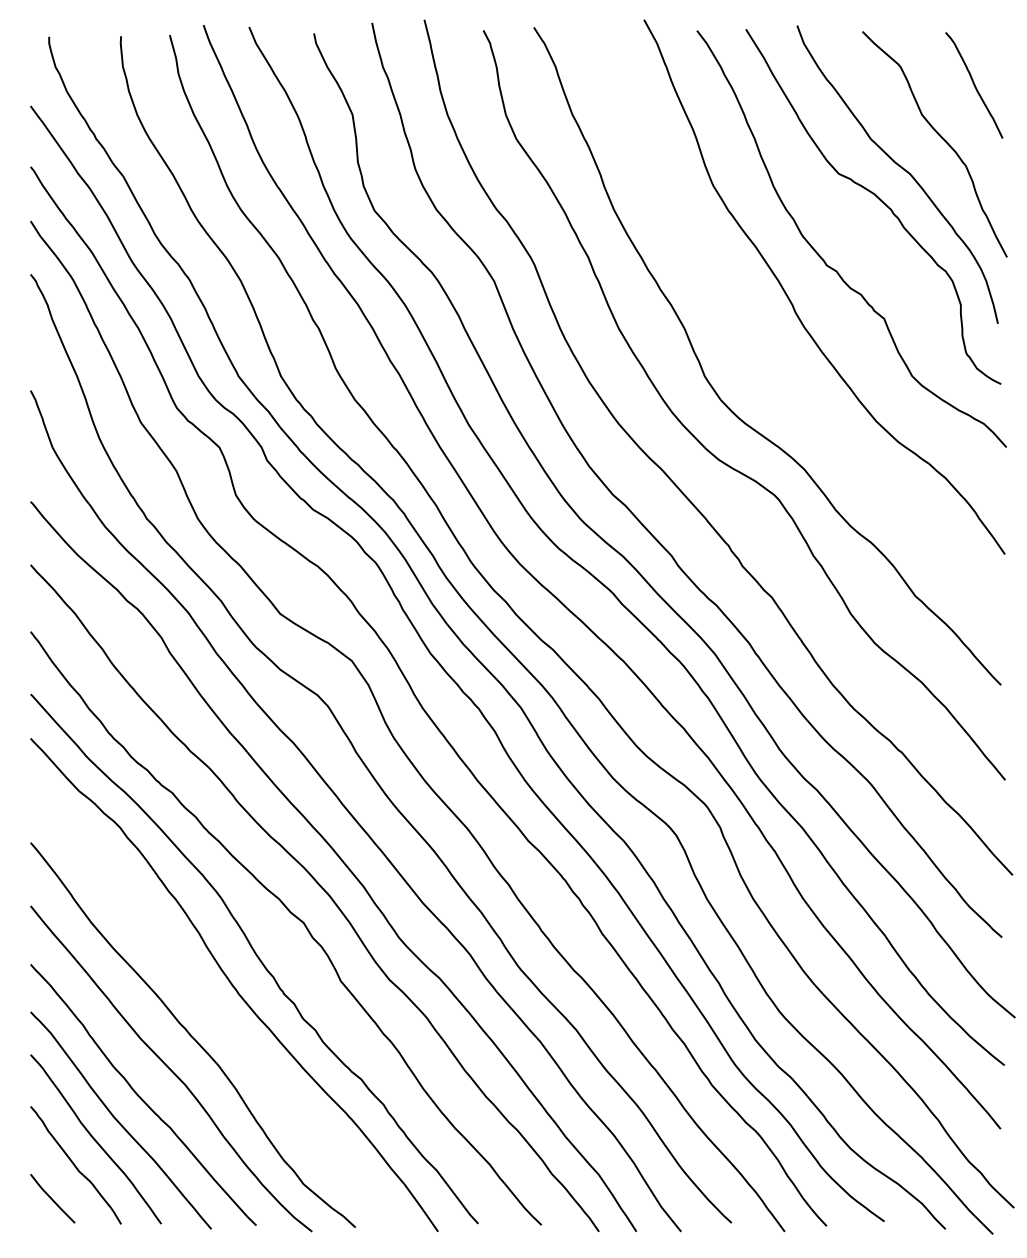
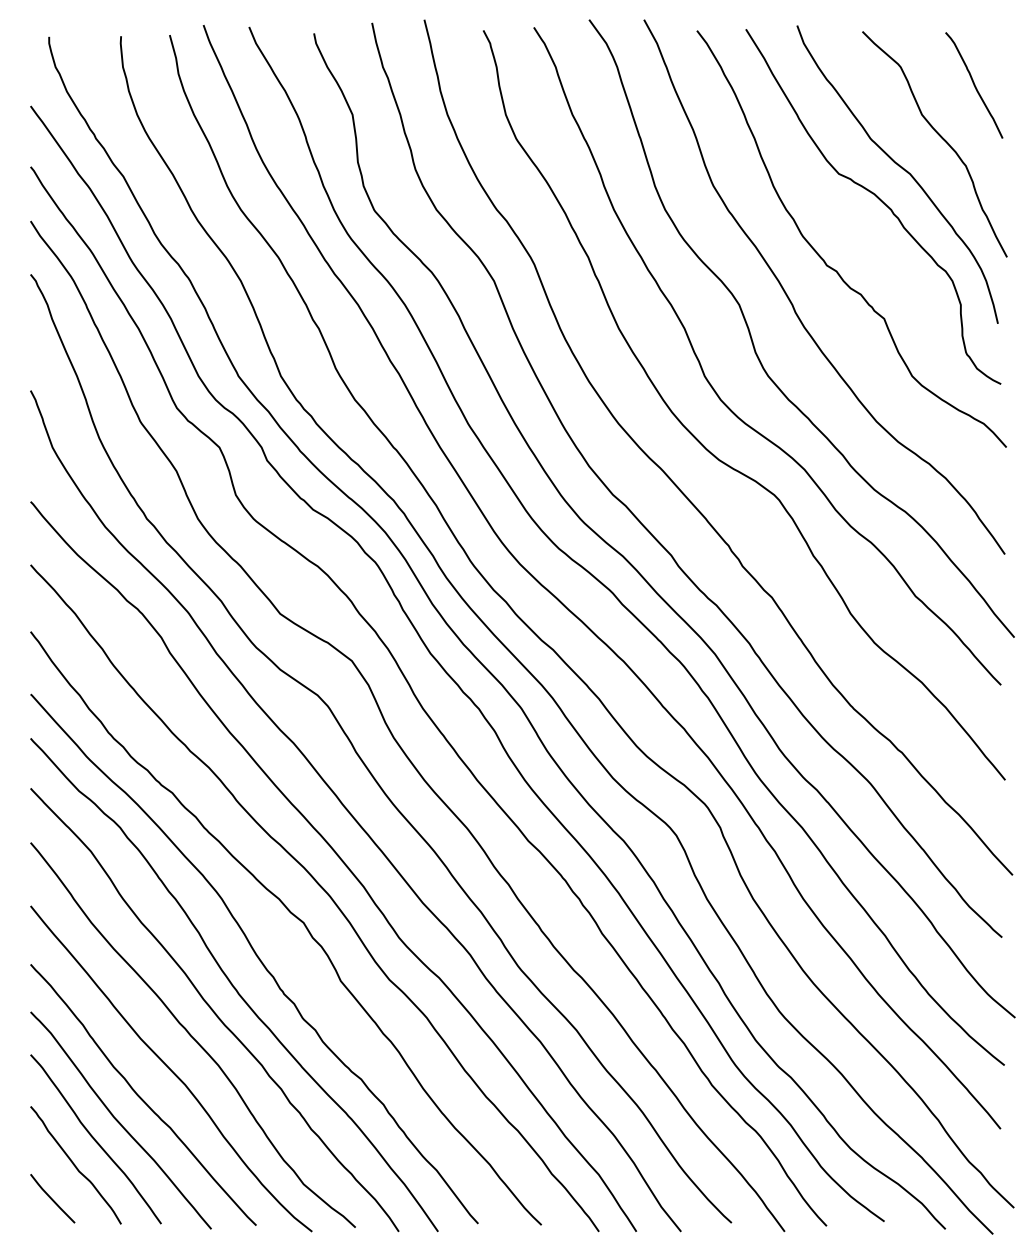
curve: none -> present (754, 344)
curve: none -> present (213, 1010)
